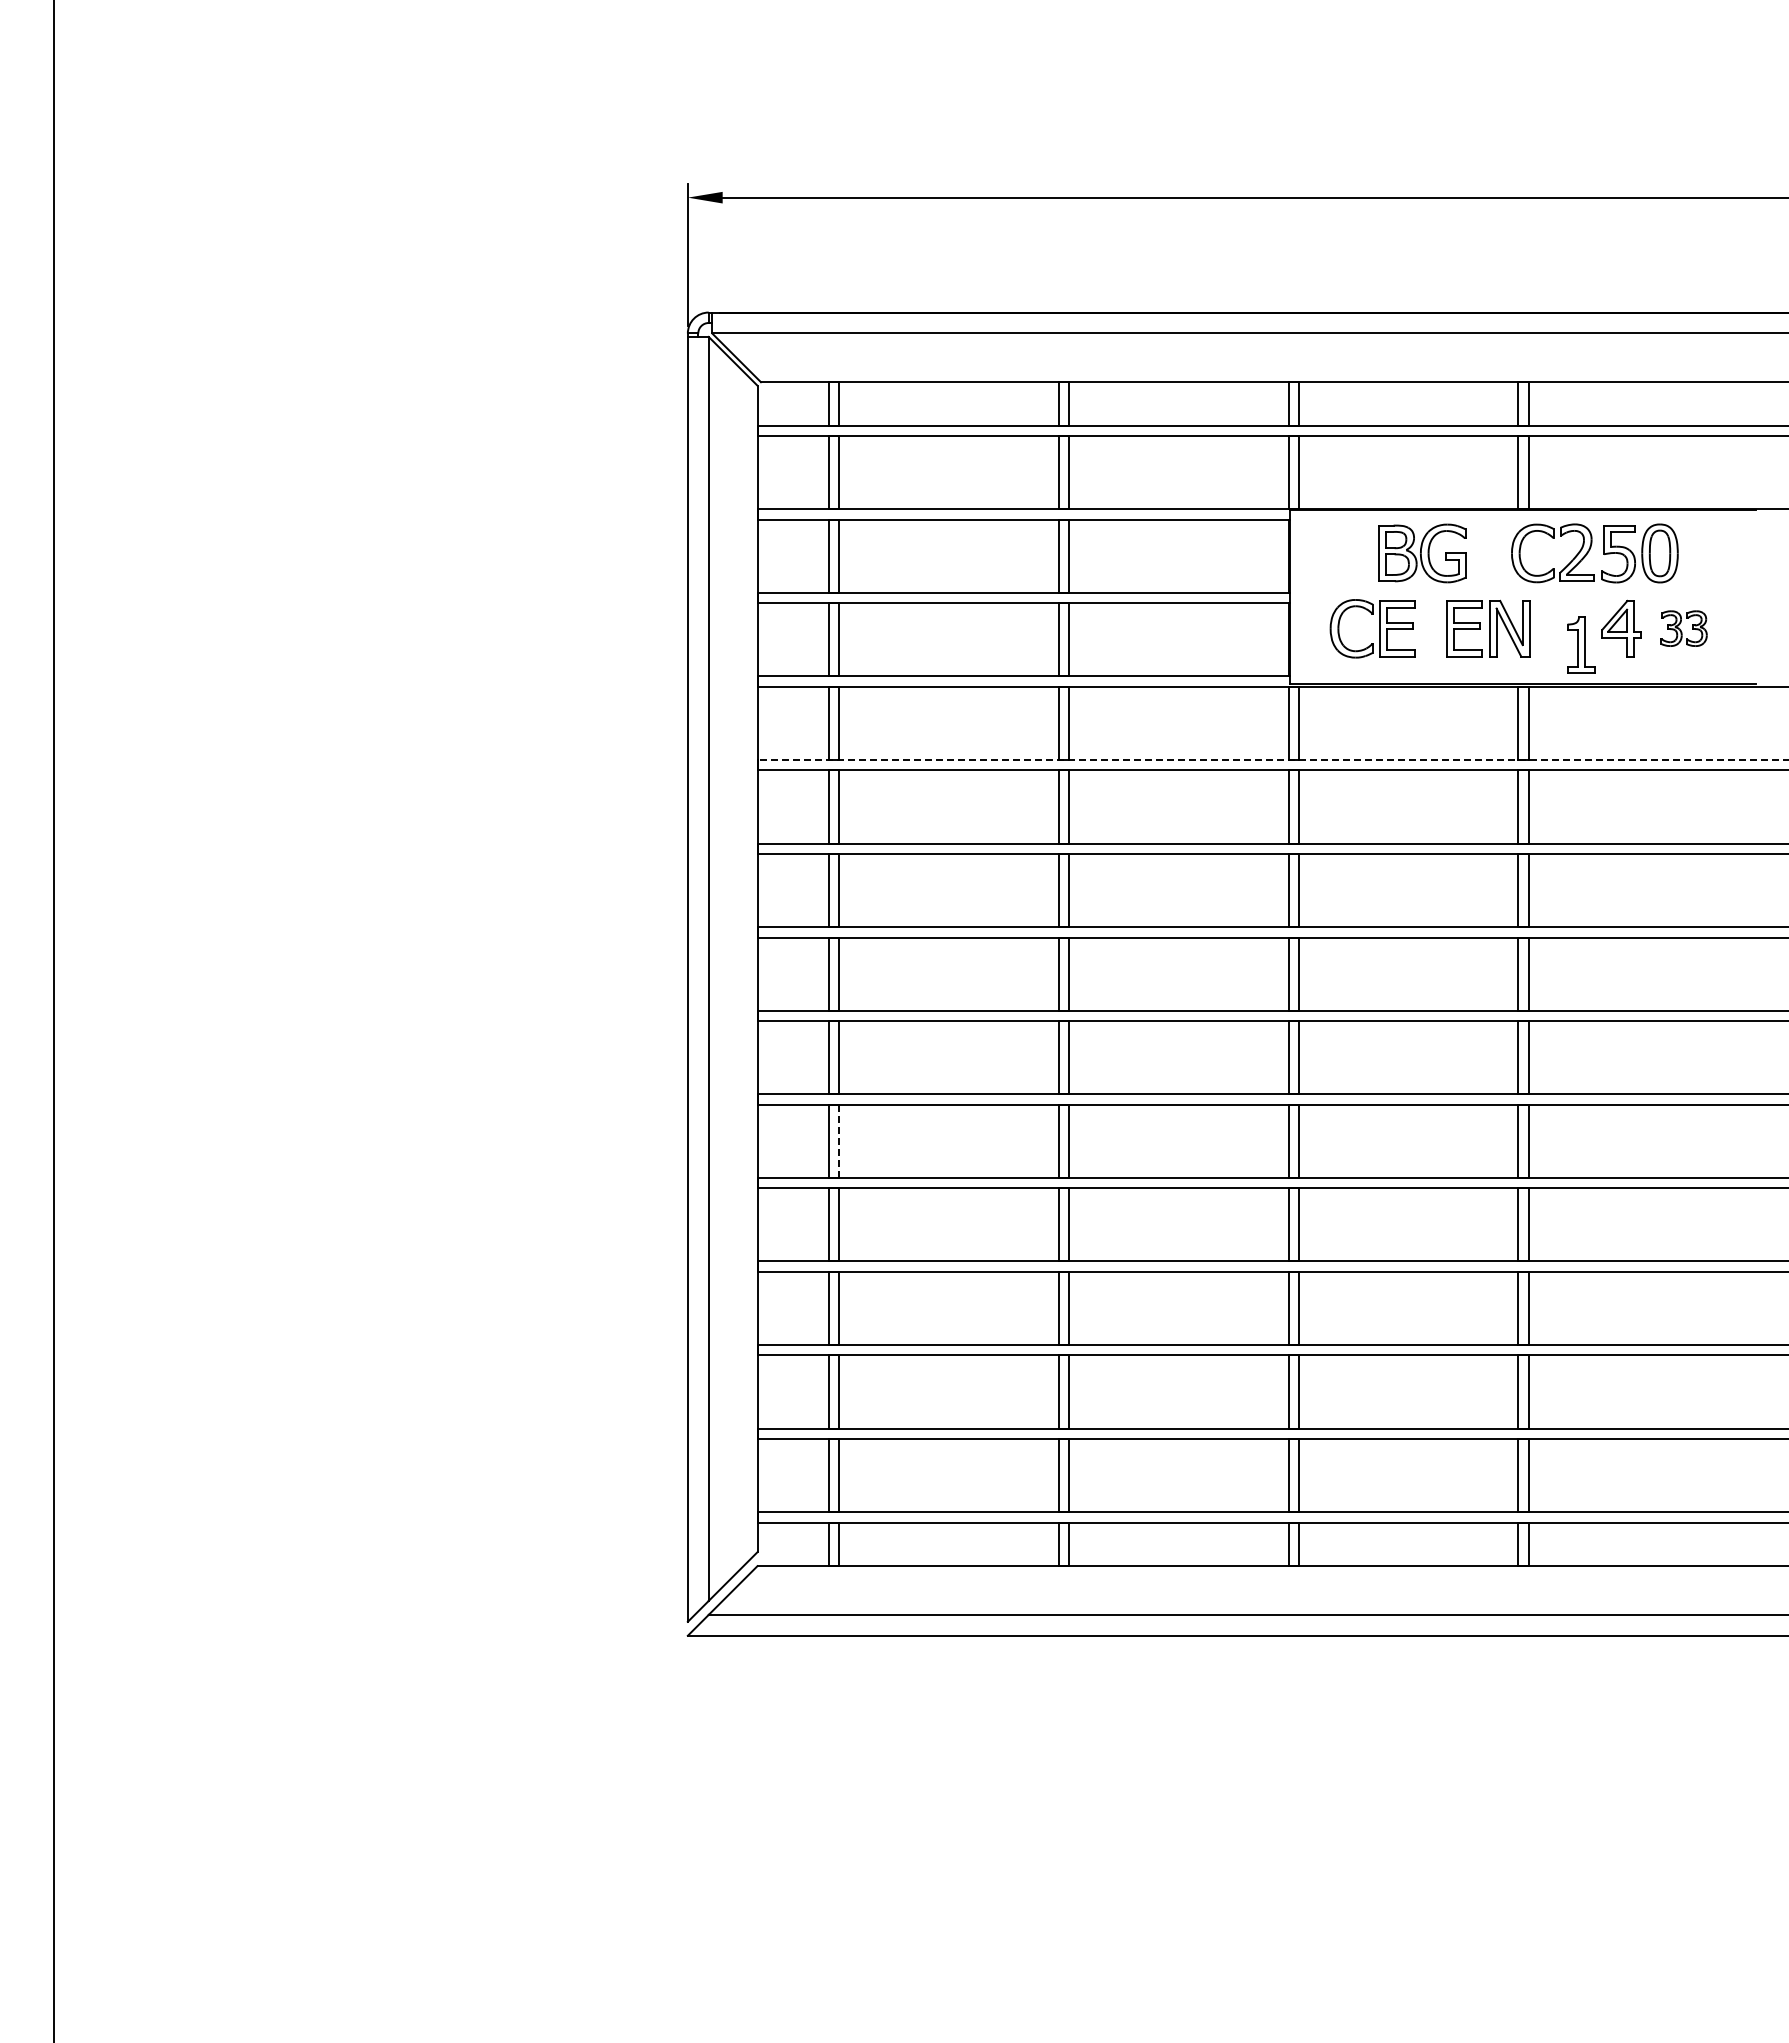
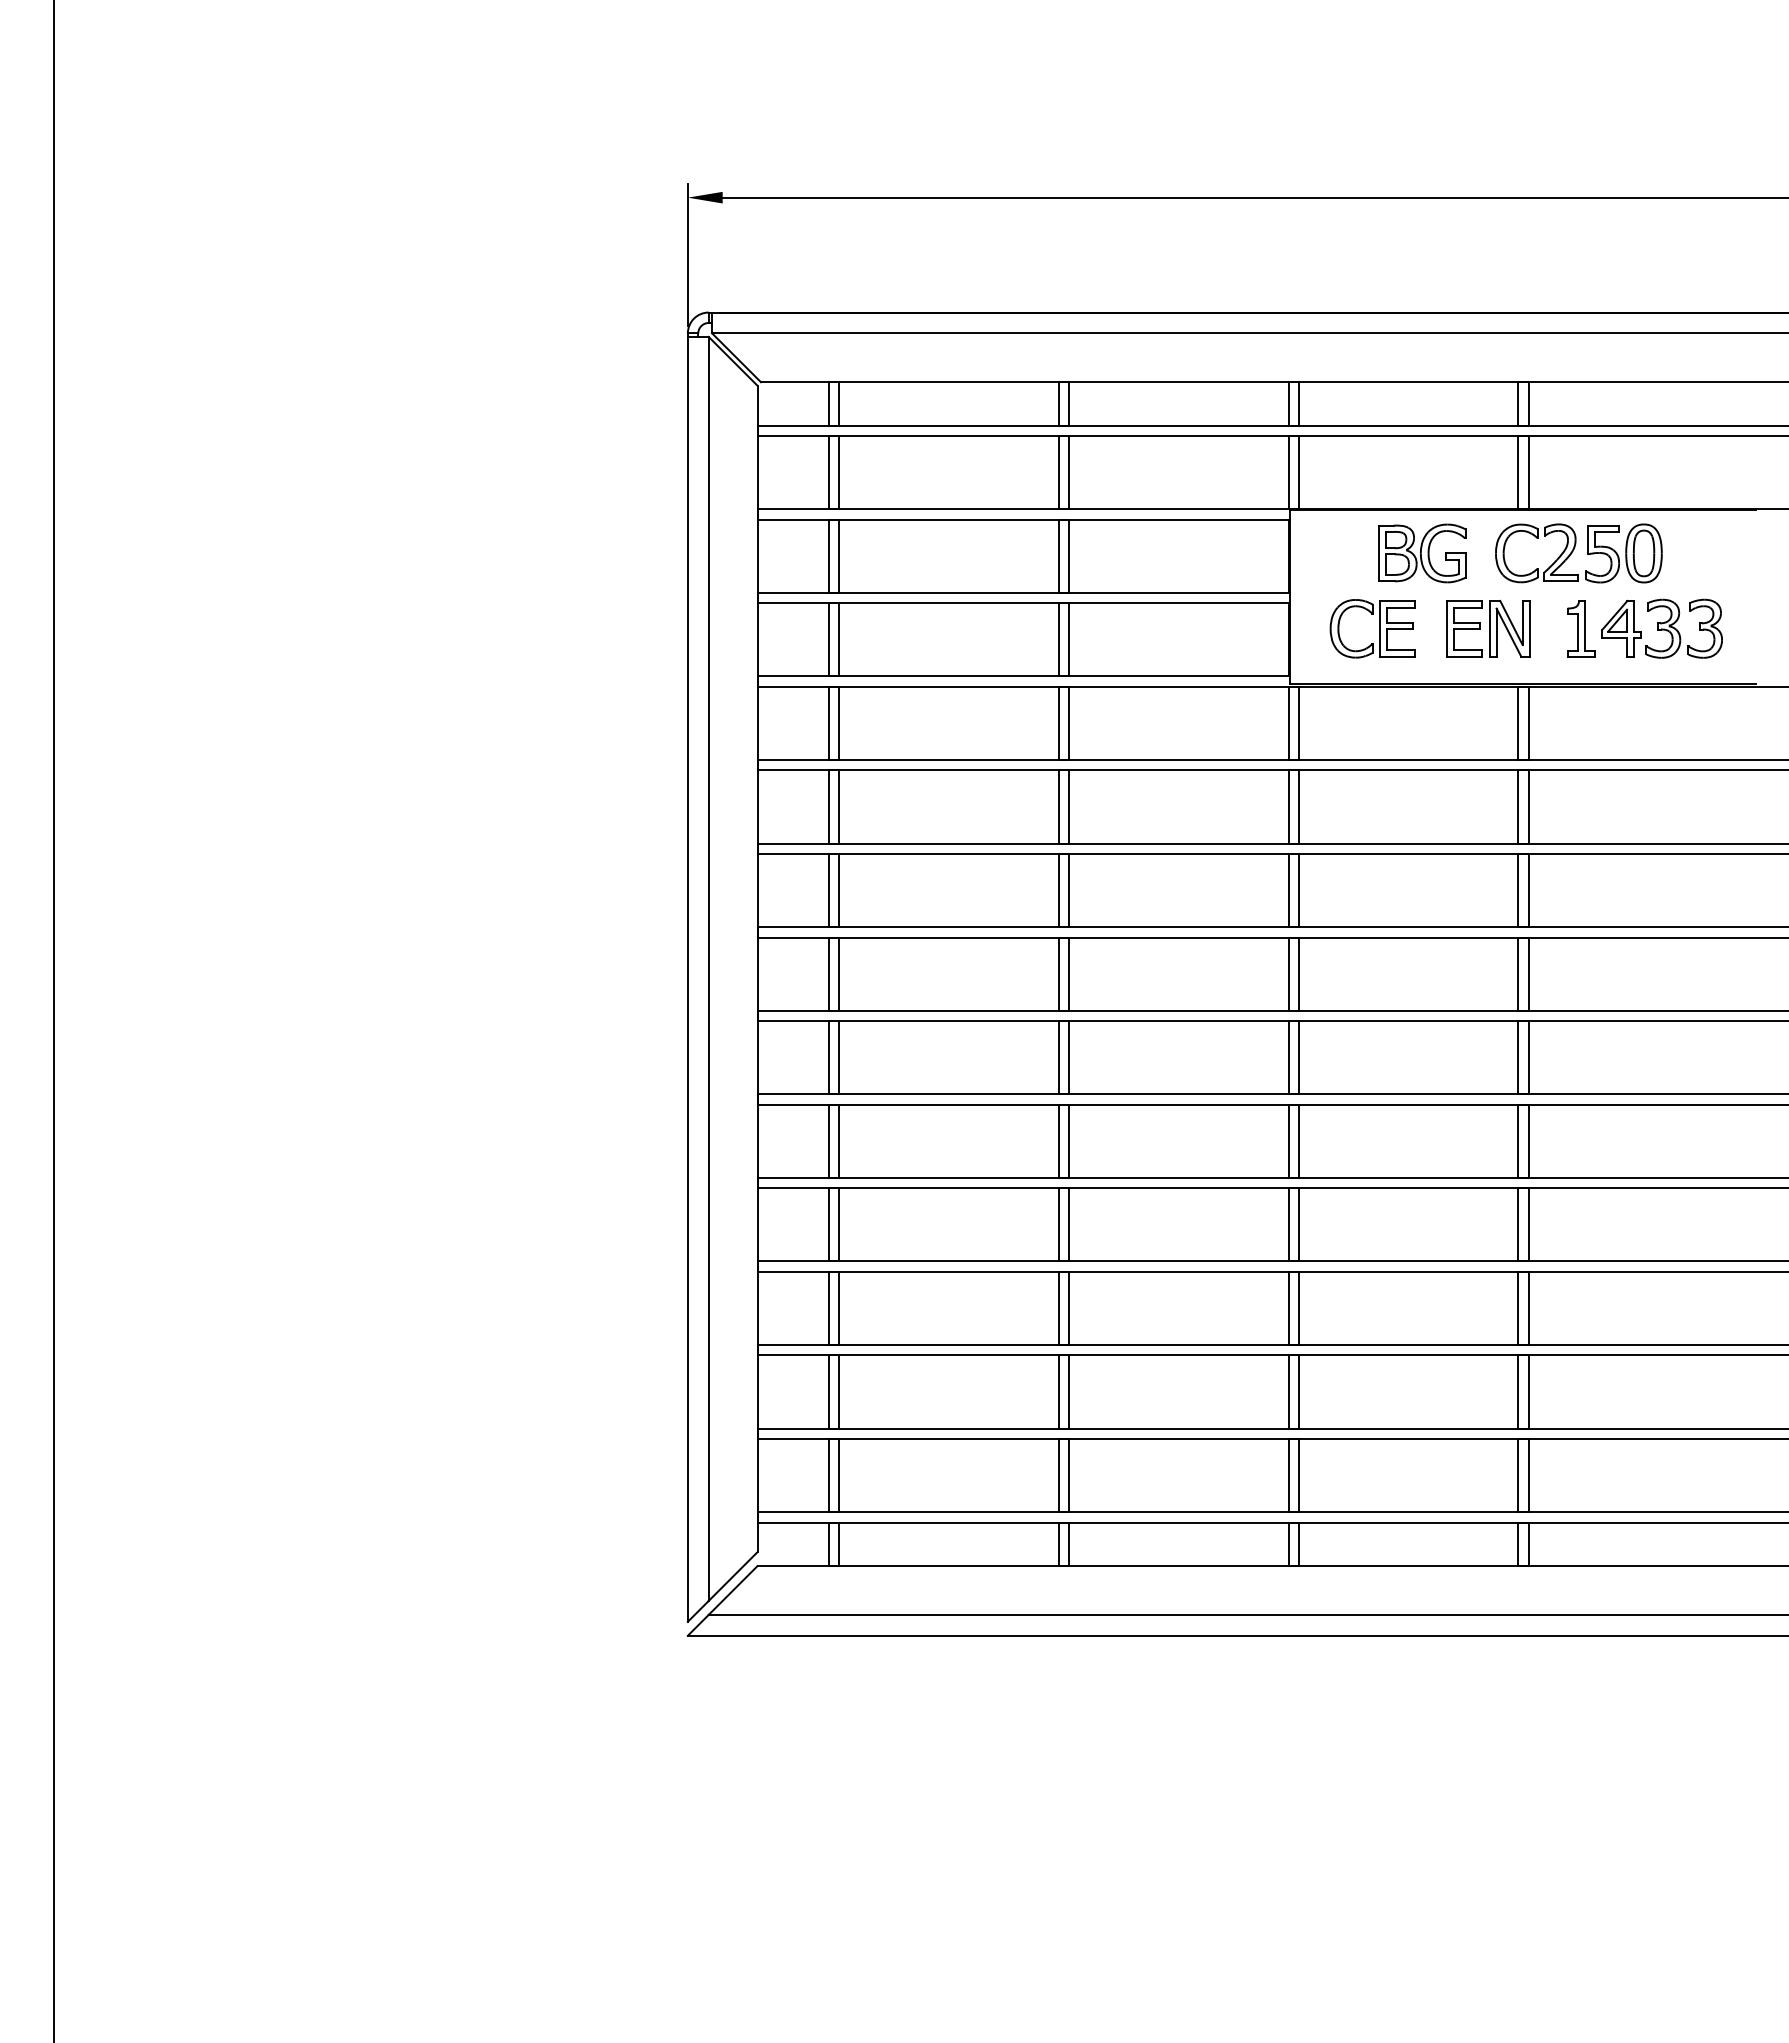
part position: (1594, 553) -> (1578, 553) (1578, 553)
part size: 48x37 px -> 78x61 px (1683, 628)
part position: (1581, 644) -> (1581, 628) (1581, 628)
line: dashed -> solid (1272, 760)
line: dashed -> solid (839, 1141)
